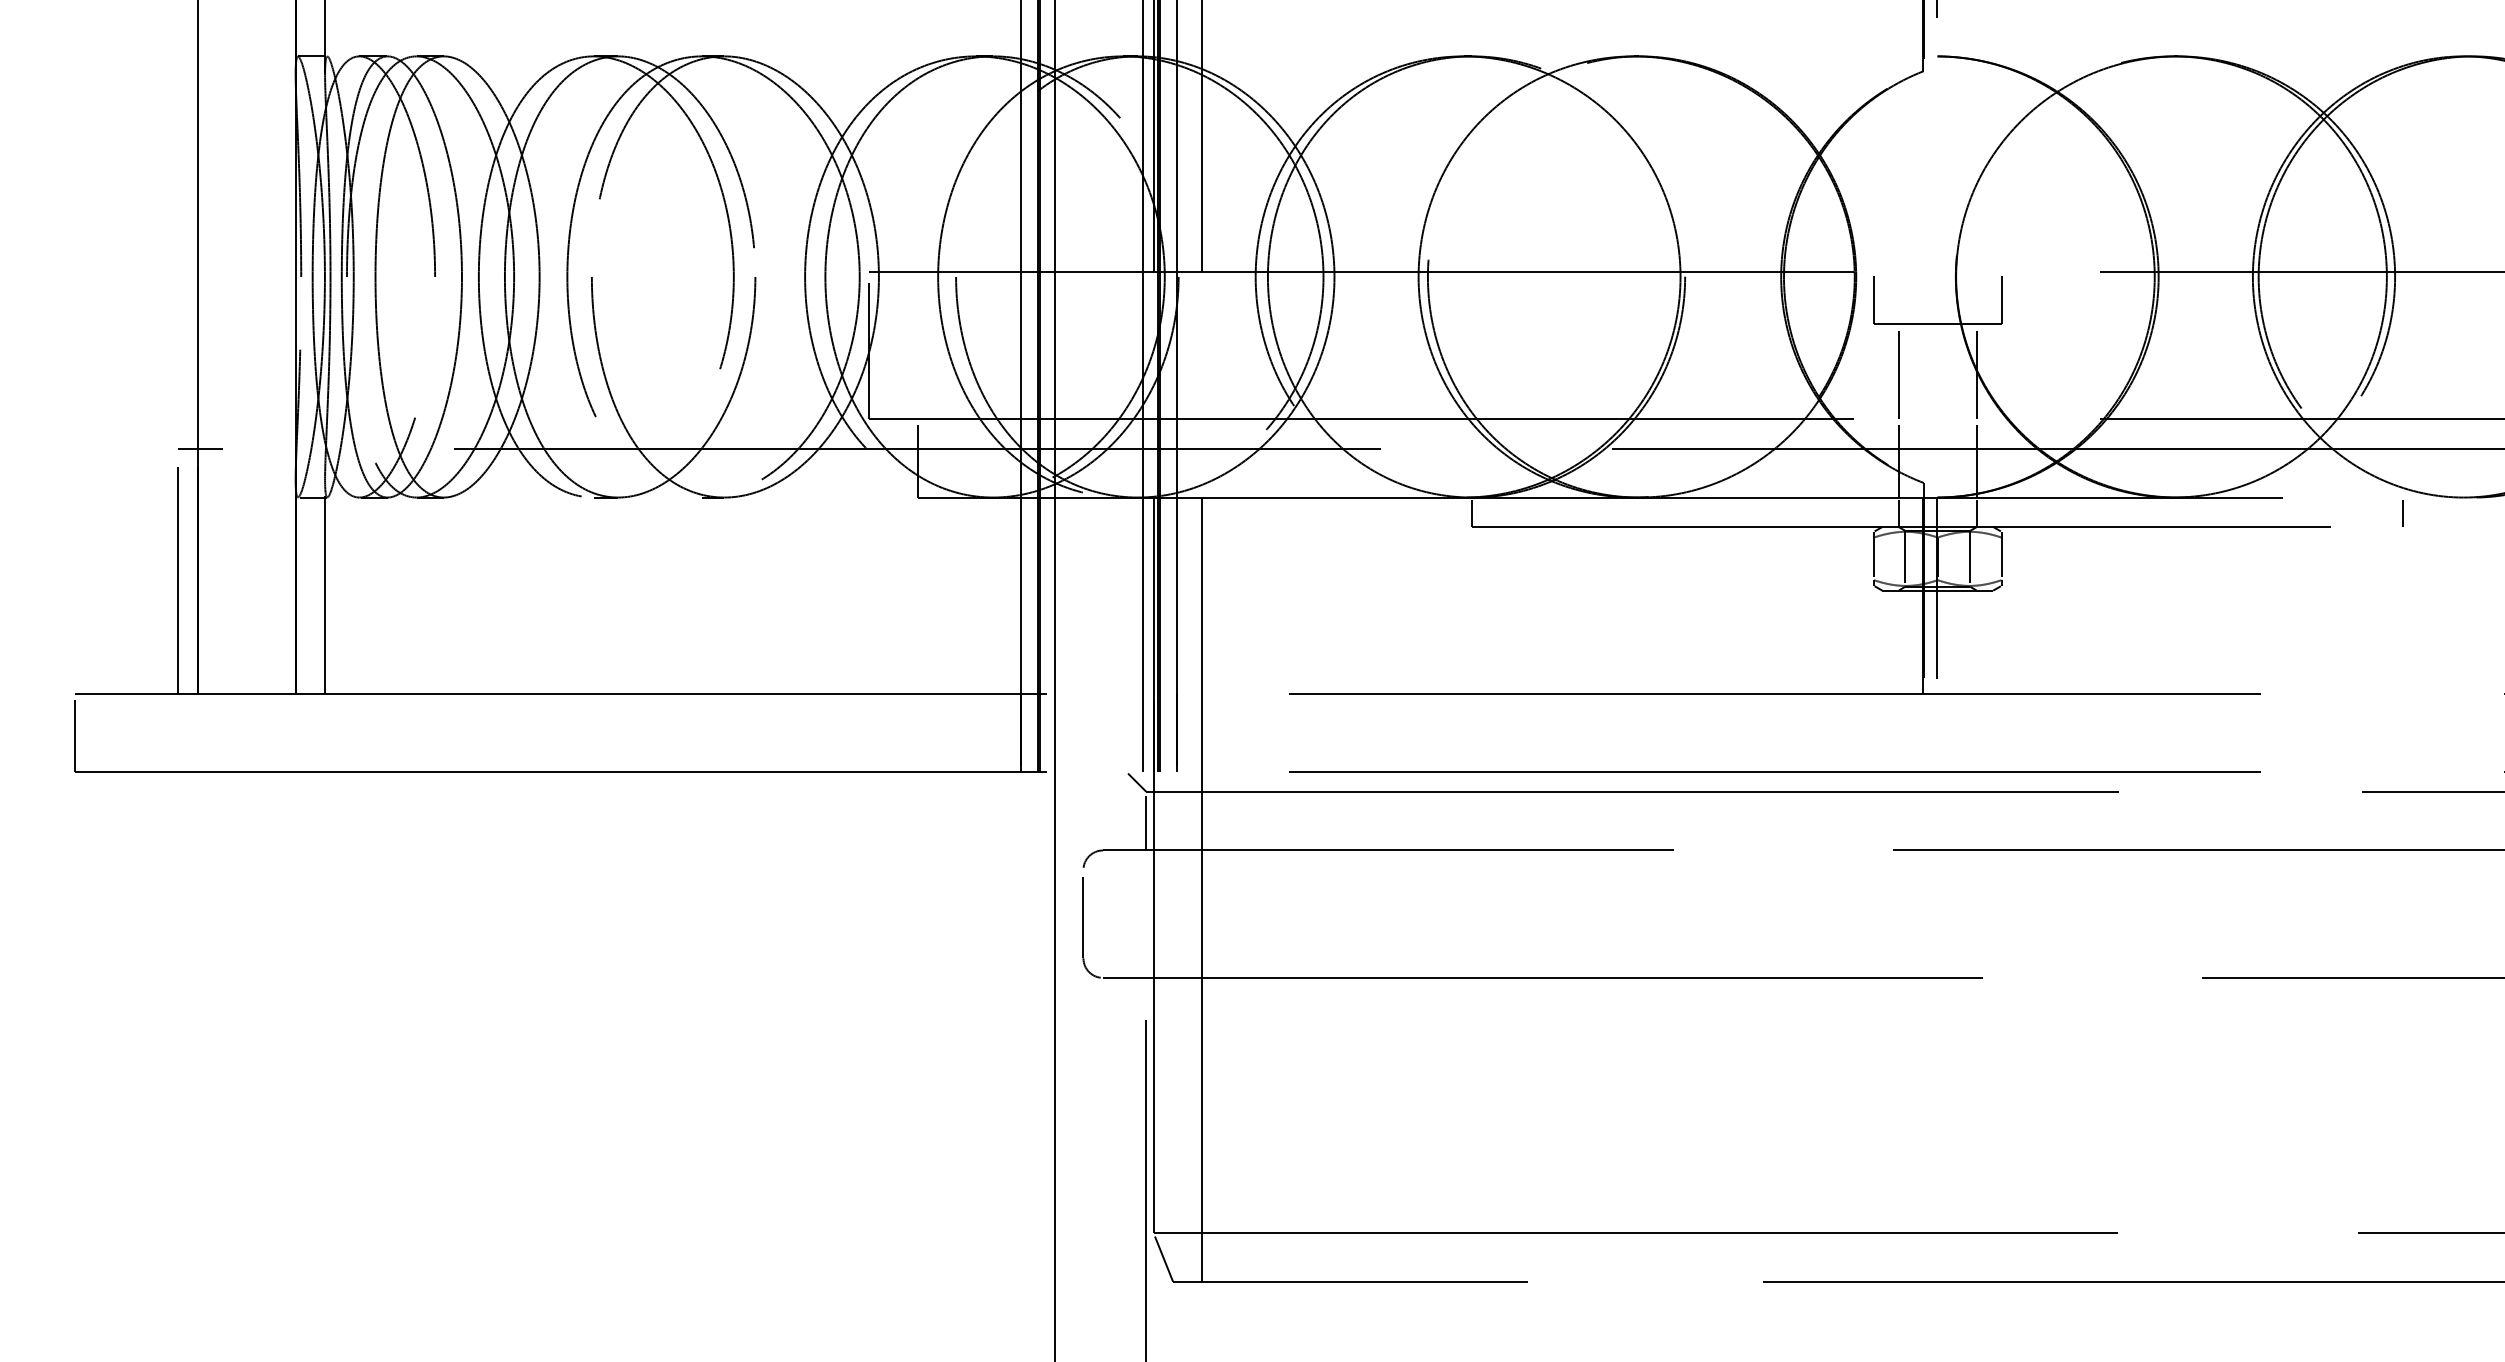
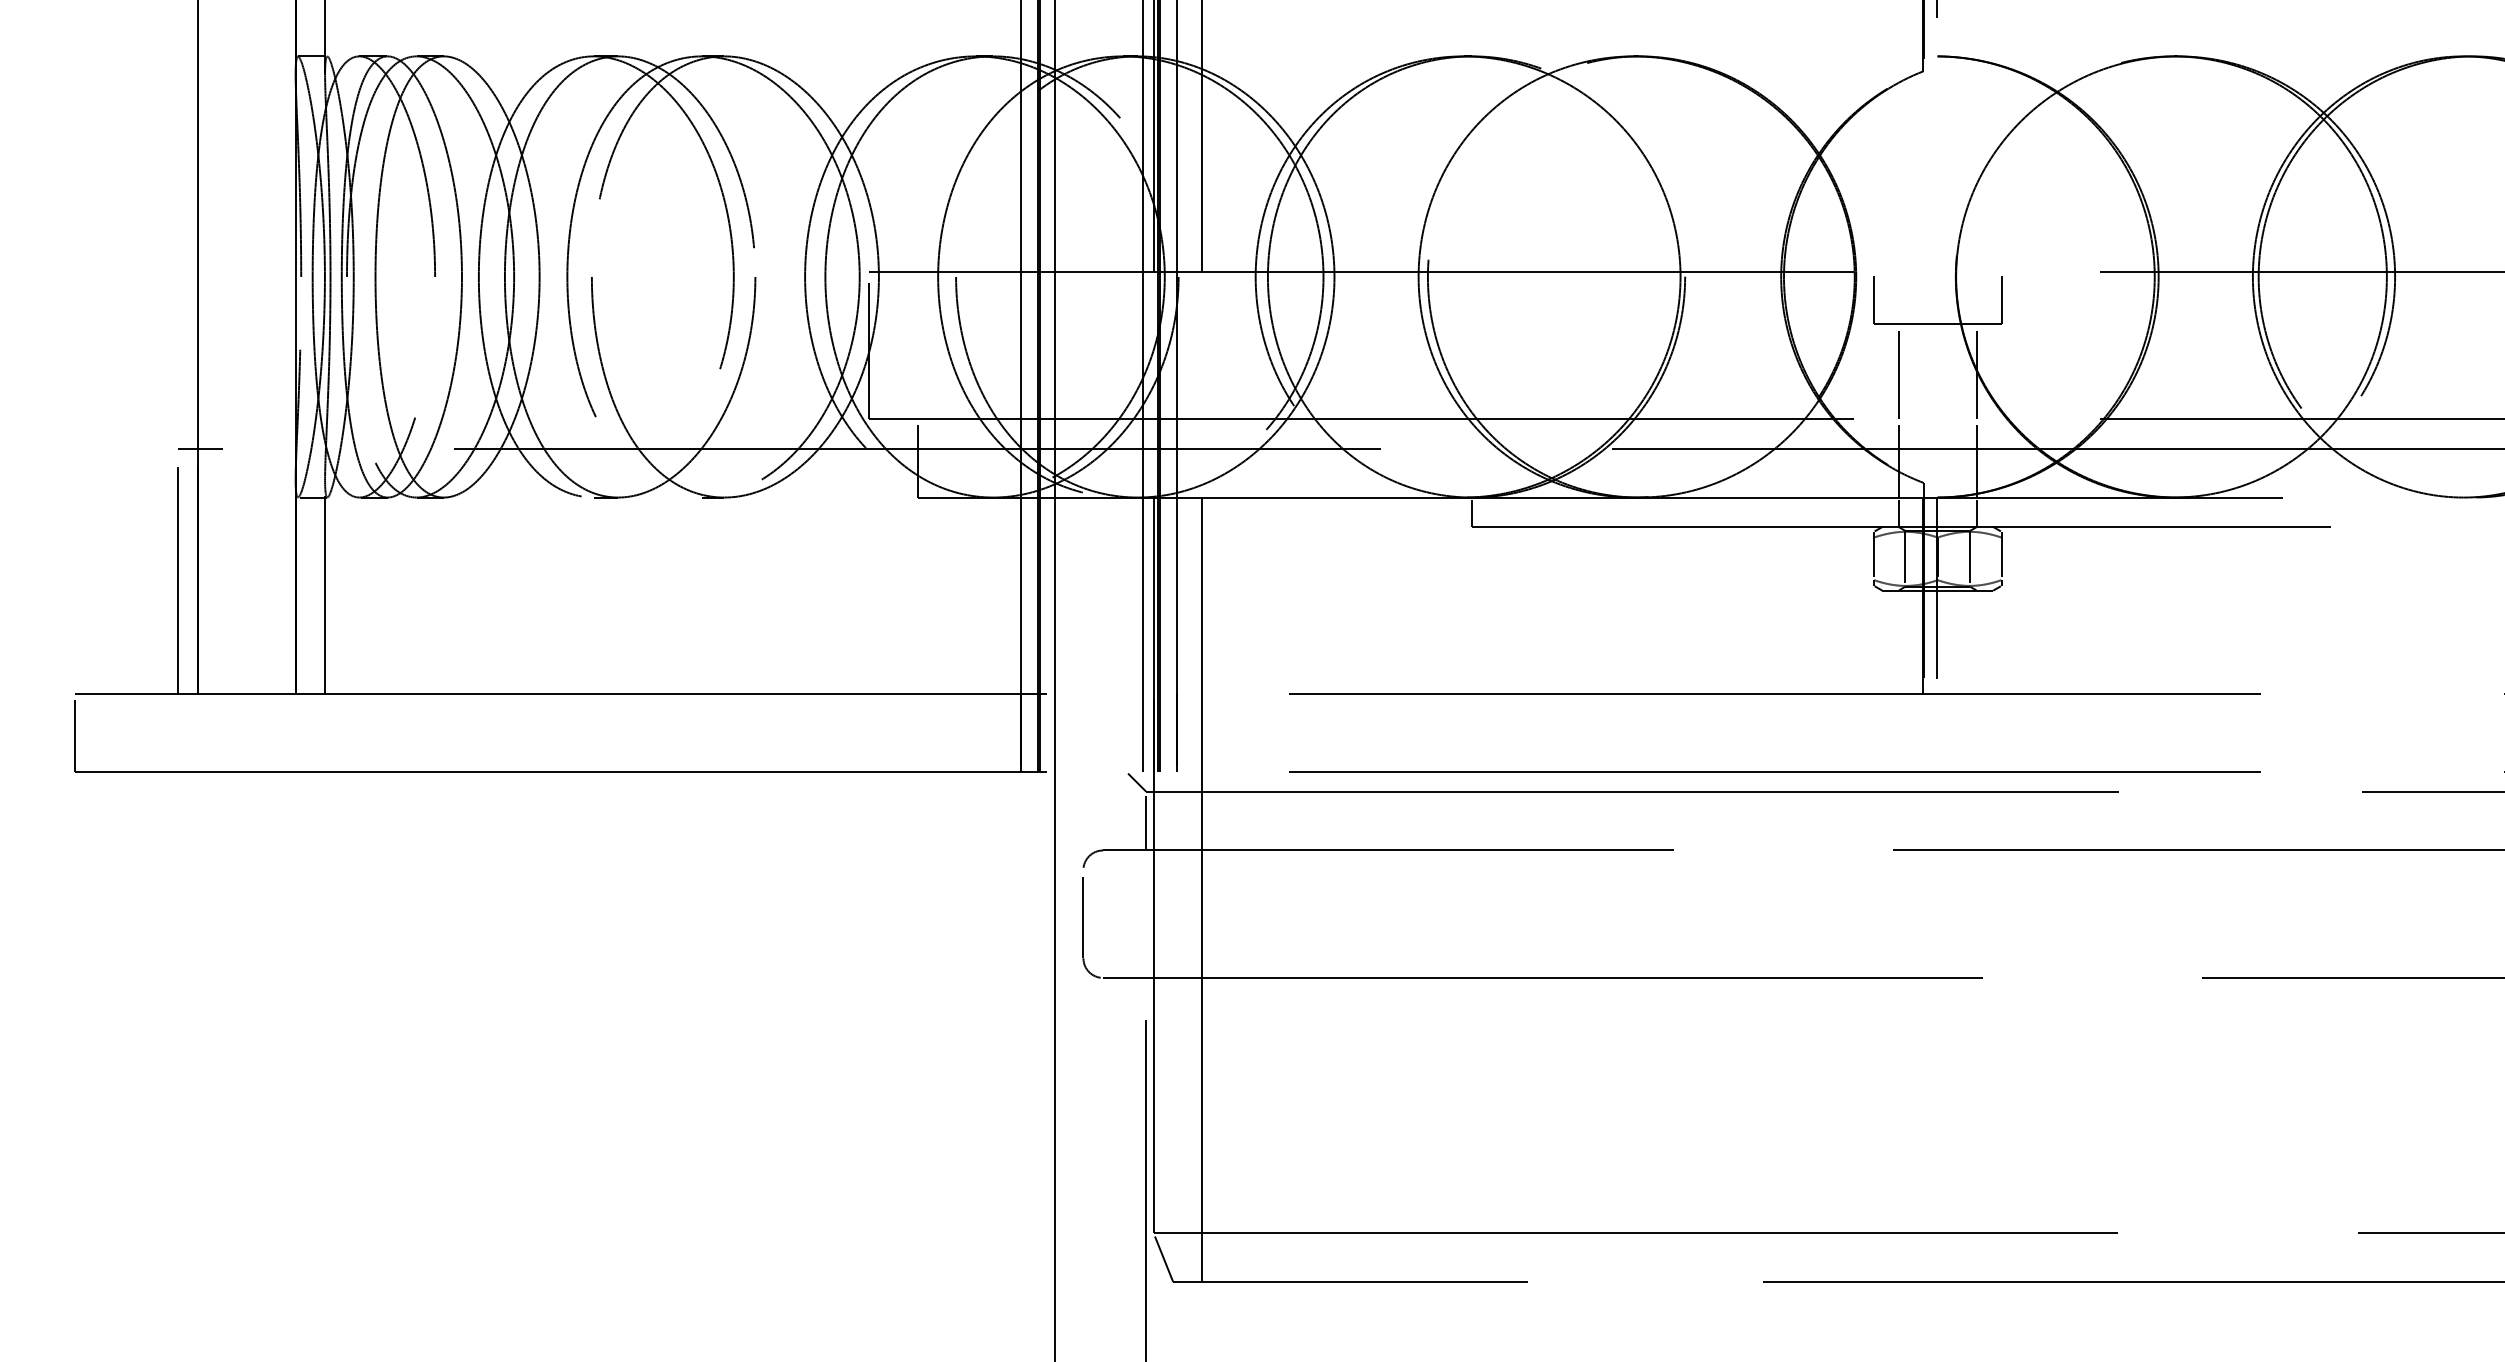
line: present -> none (2403, 511)
